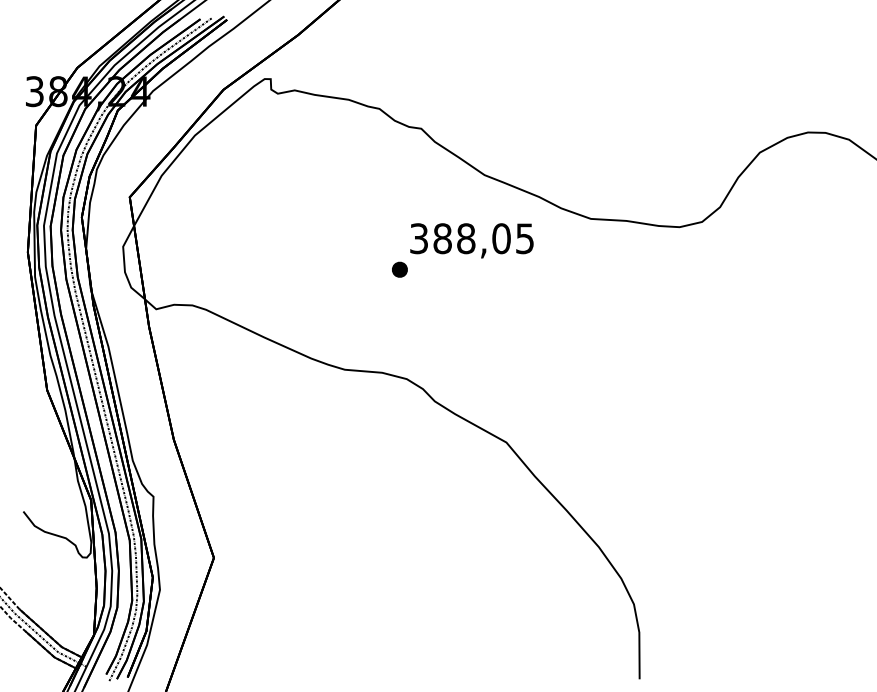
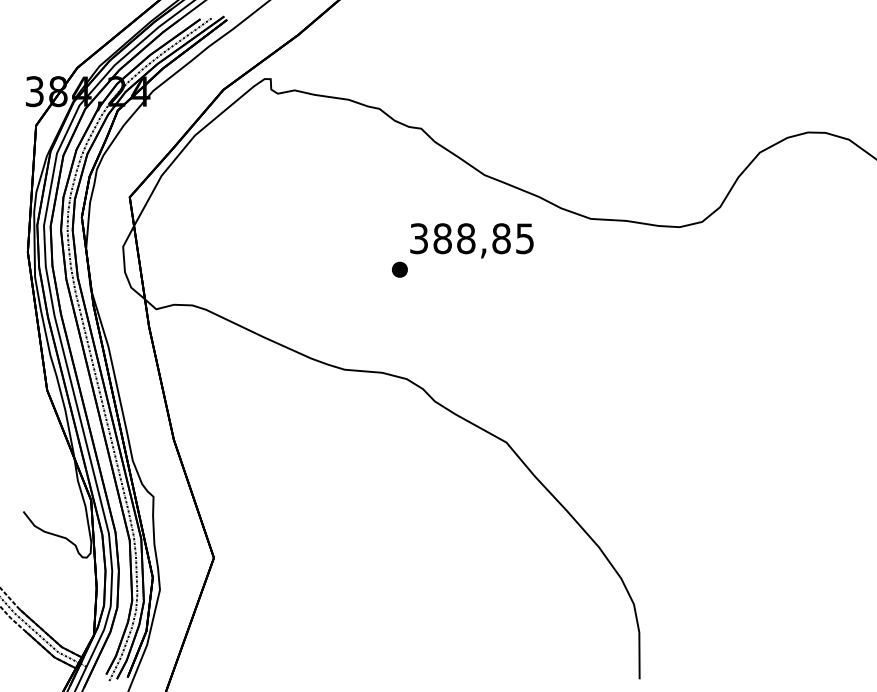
text: 388,05 -> 388,85 (501, 238)
